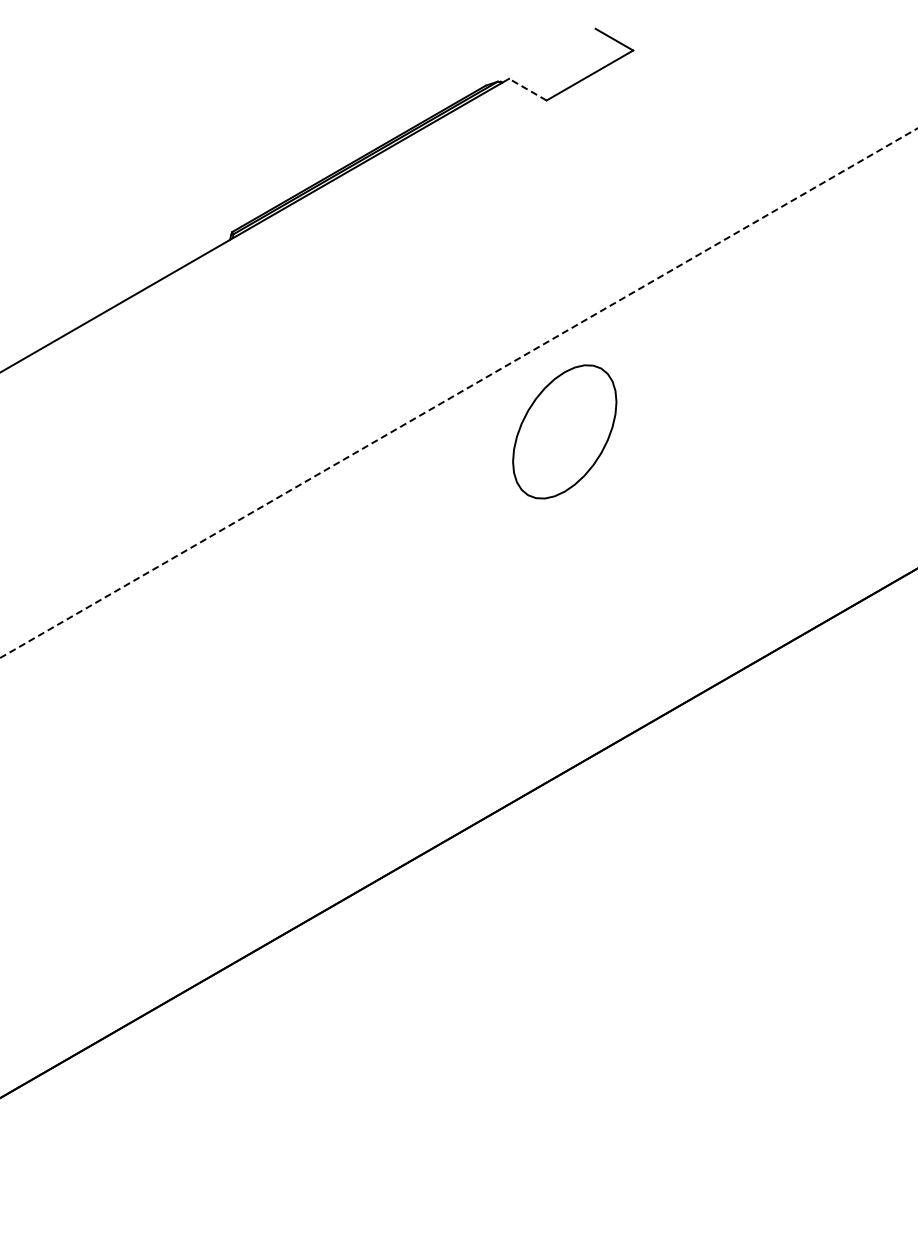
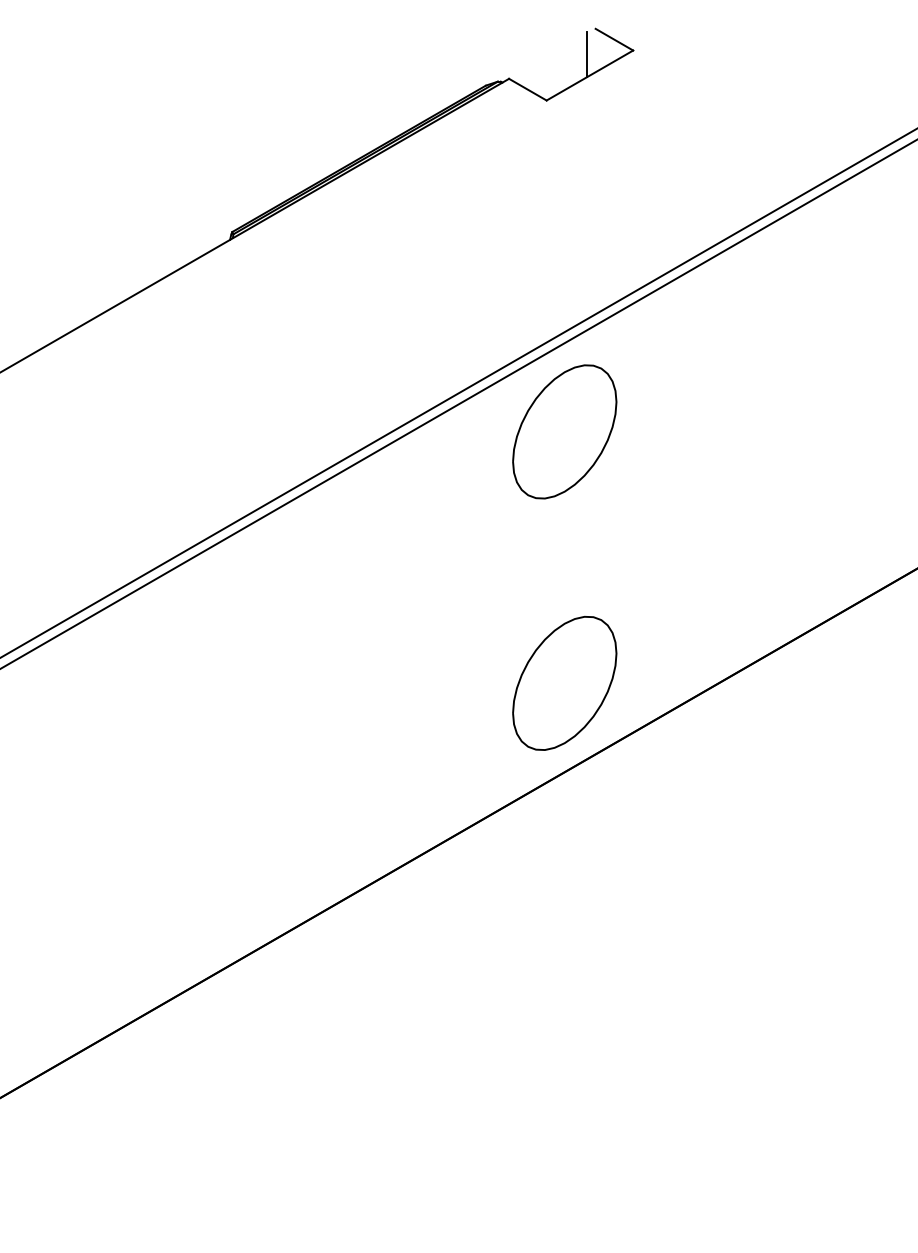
line: none -> present (587, 53)
line: dashed -> solid (527, 89)
line: dashed -> solid (458, 393)
line: none -> present (458, 404)
part: none -> present (564, 683)
